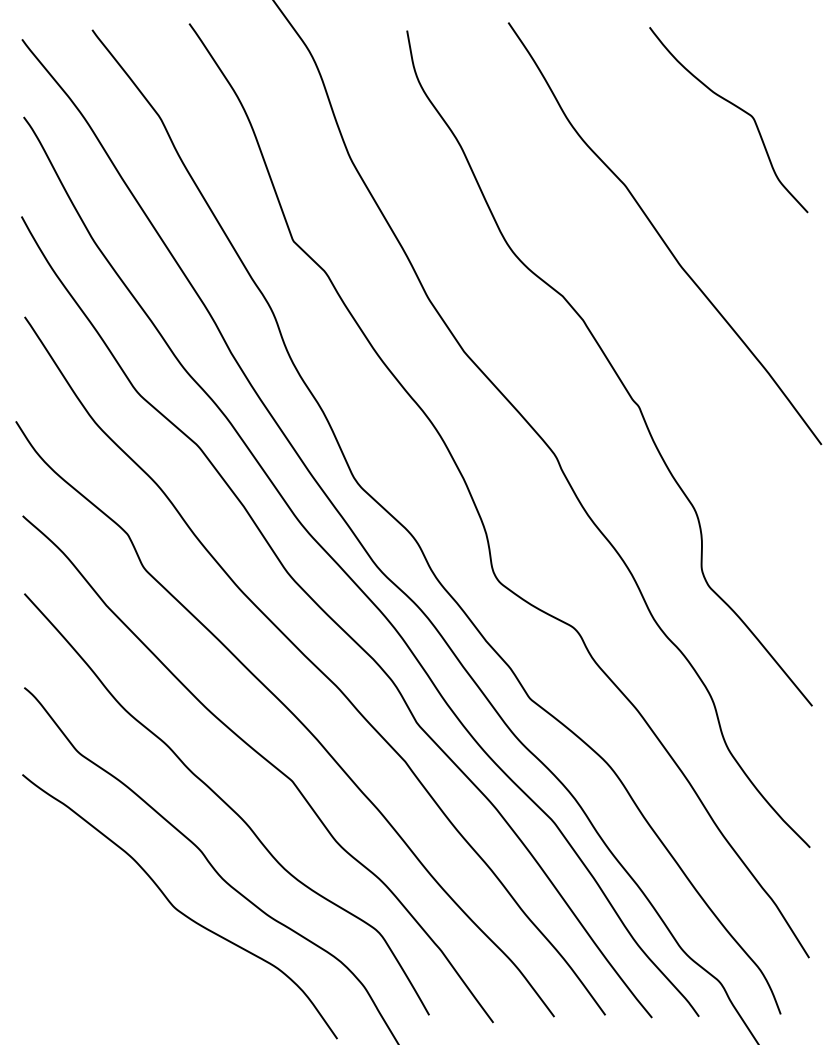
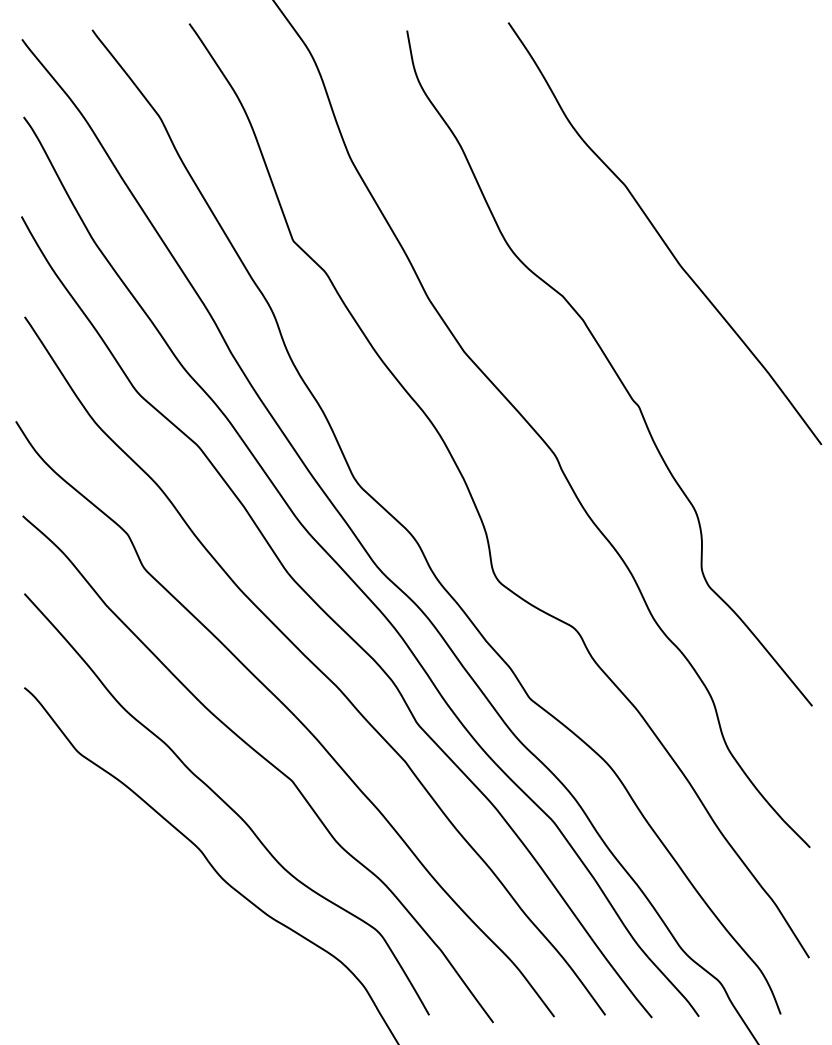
curve: present -> none (737, 108)
curve: present -> none (177, 908)
